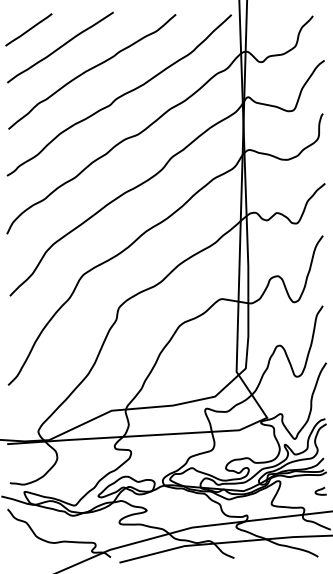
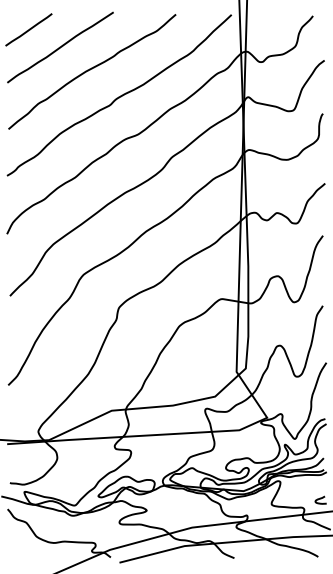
curve position: (320, 490) -> (320, 499) (320, 499)
